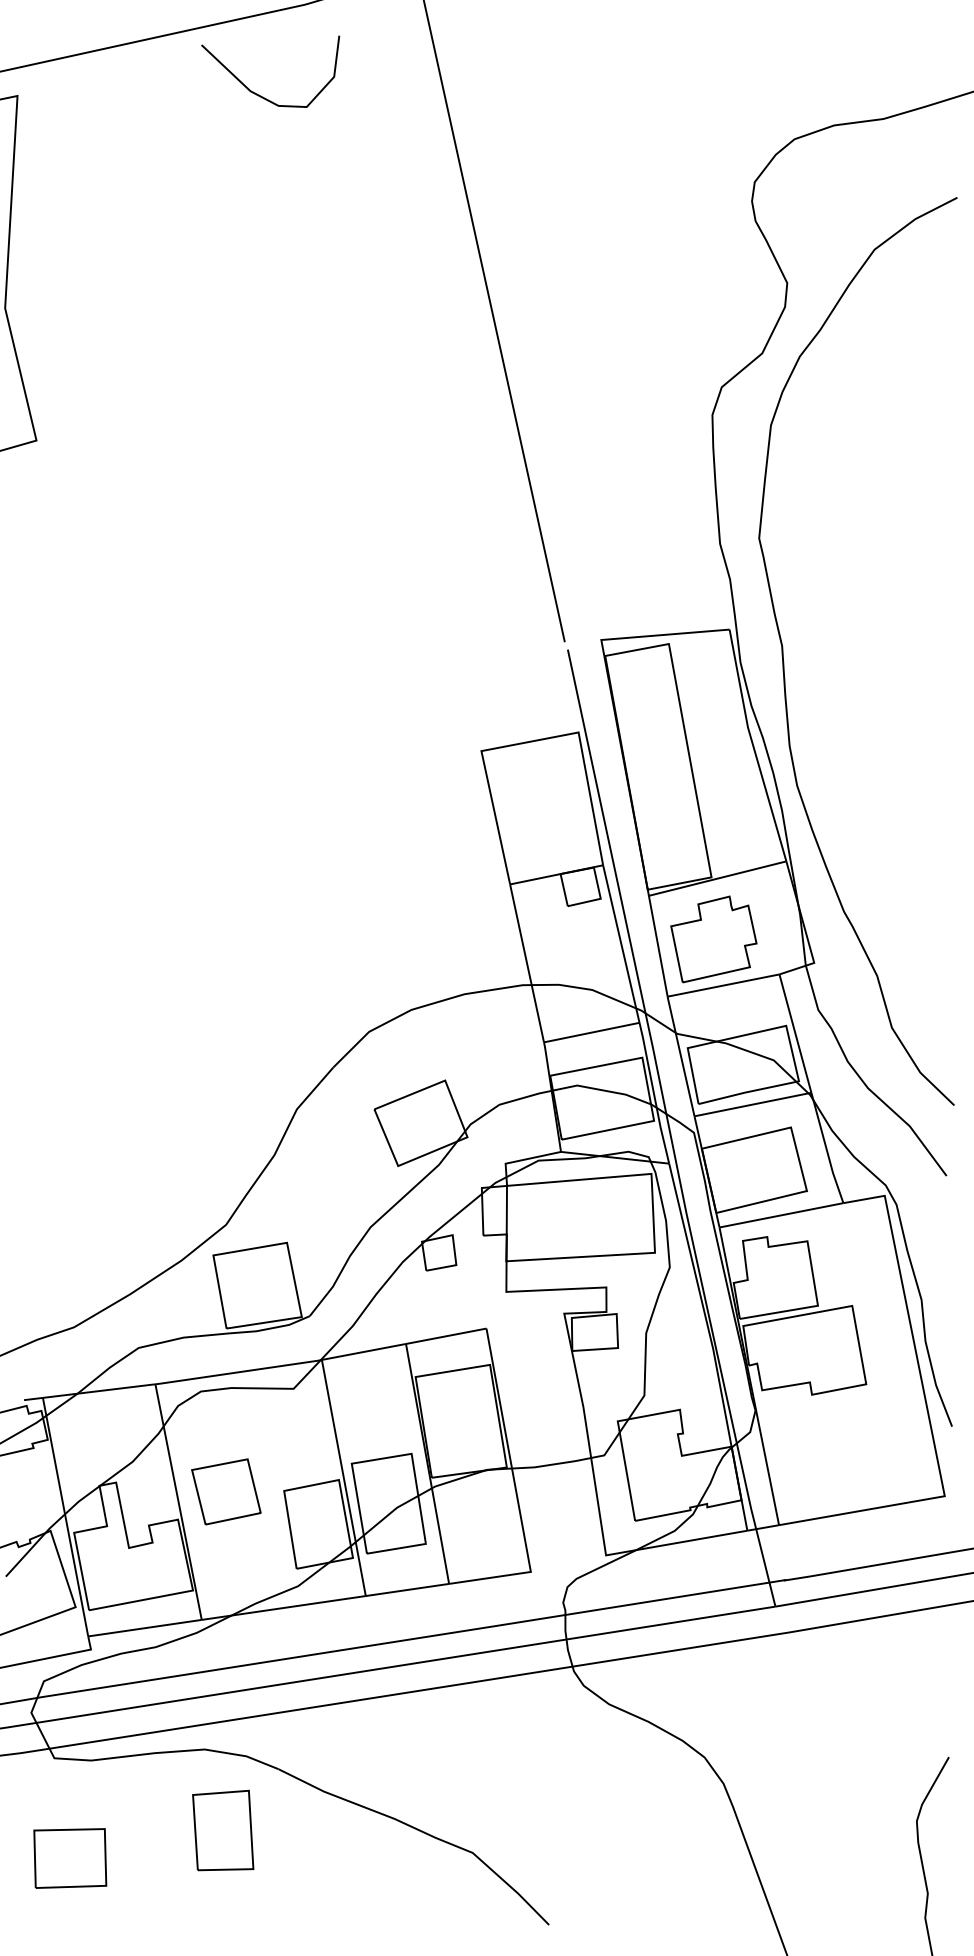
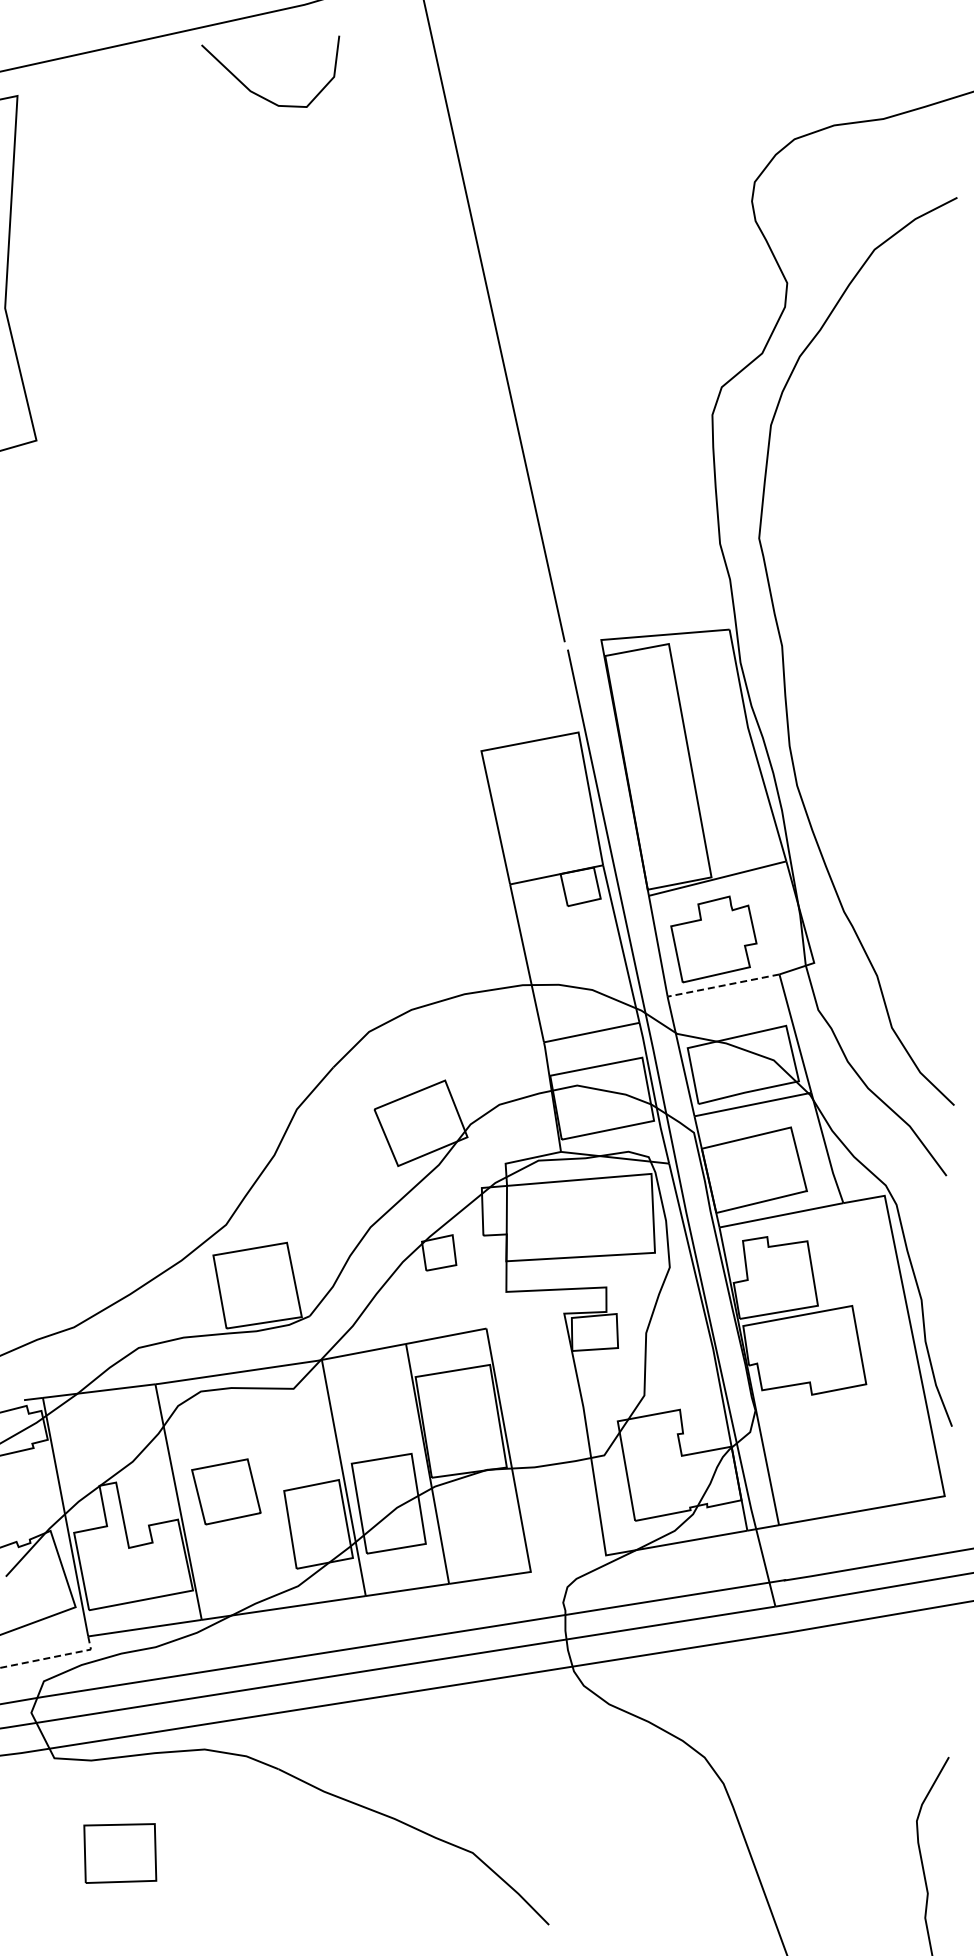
line: solid -> dashed (723, 985)
line: solid -> dashed (52, 1657)
part: present -> none (223, 1830)
part position: (70, 1858) -> (120, 1853) (120, 1853)
